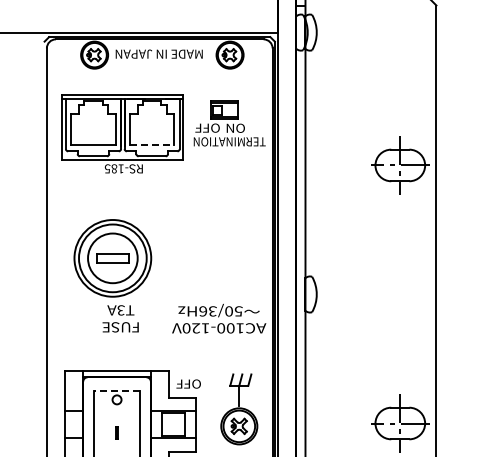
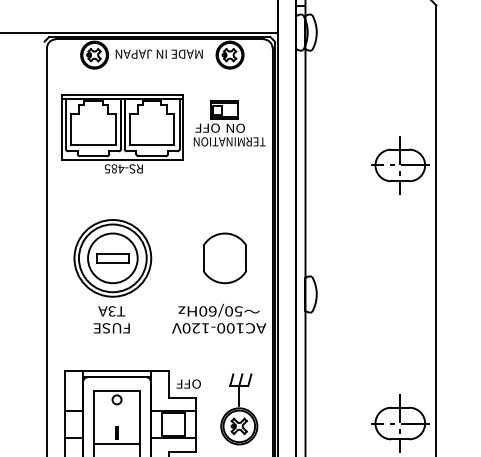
line: dashed -> solid (152, 144)
text: RS-185 -> RS-485 (121, 168)
part: none -> present (224, 258)
text: 50/36Hz -> 50/60Hz (207, 311)
text position: (120, 318) -> (111, 319) (111, 319)
line: dashed -> solid (117, 390)
line: none -> present (116, 443)
